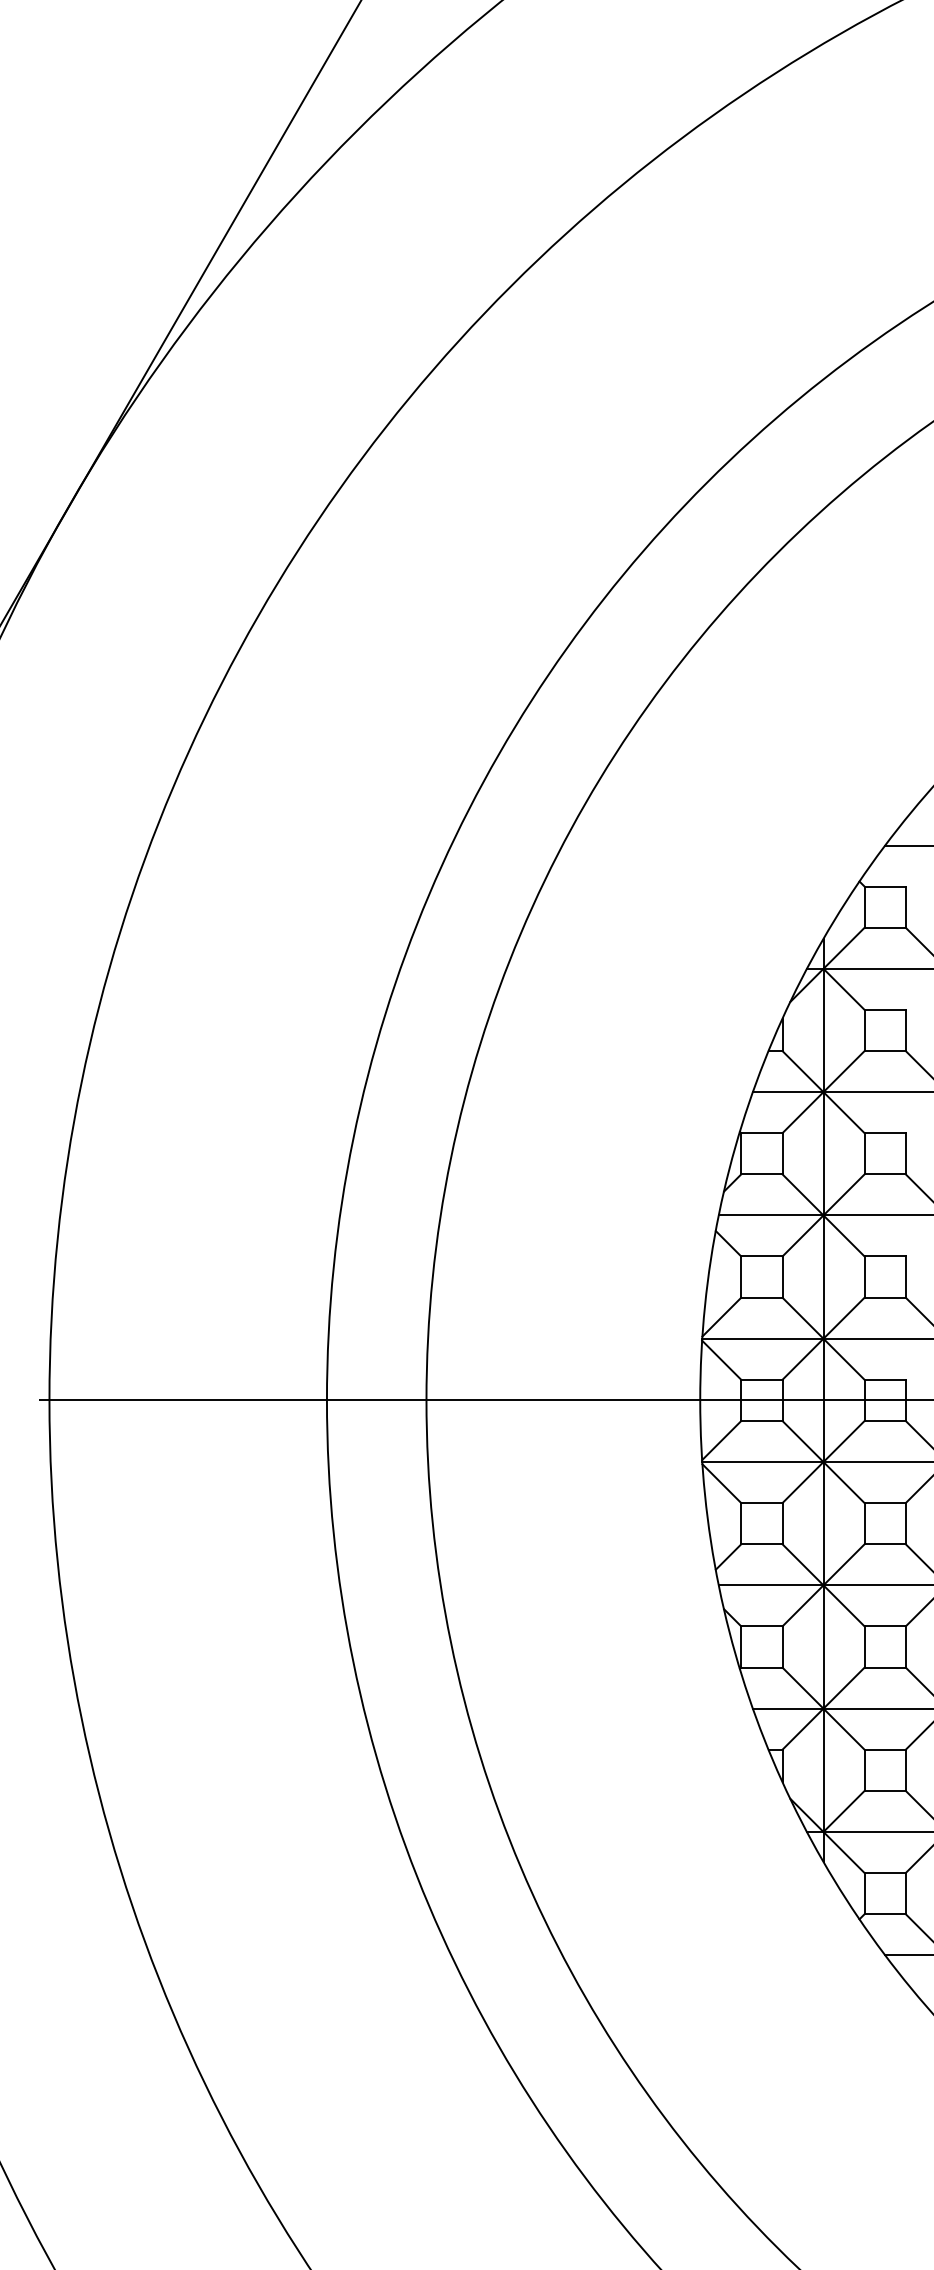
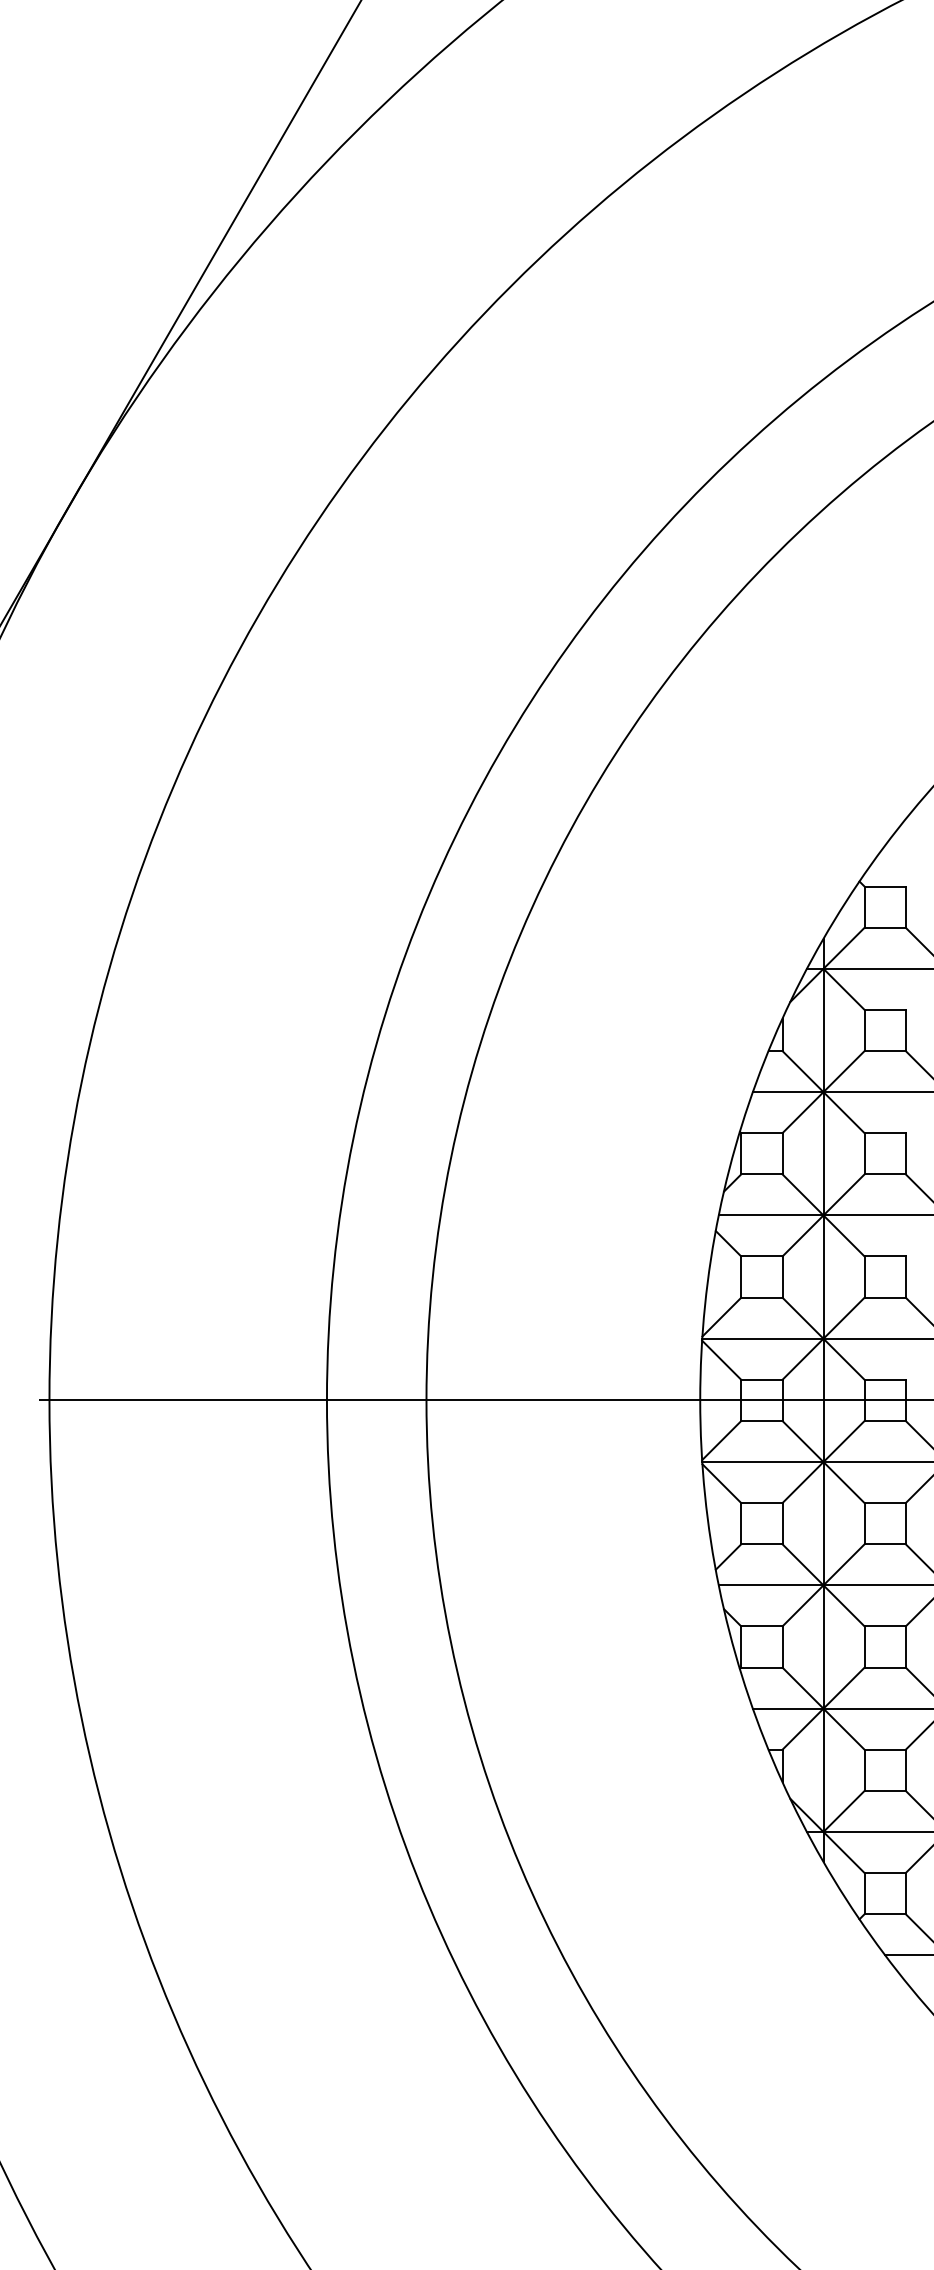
line: present -> none (907, 845)
